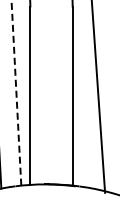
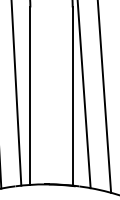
line: dashed -> solid (16, 92)
line: none -> present (83, 95)
line position: (98, 97) -> (104, 97) (104, 97)
